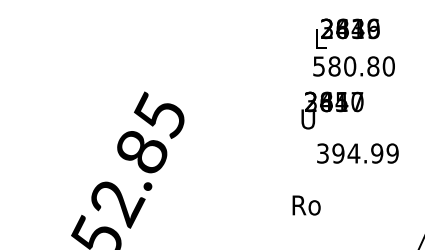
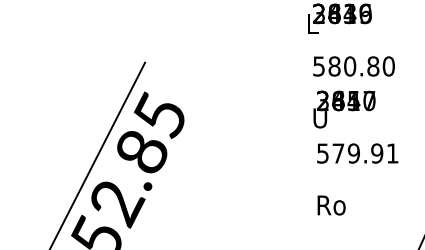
text position: (347, 33) -> (339, 18) (339, 18)
text position: (332, 110) -> (344, 109) (344, 109)
text: 394.99 -> 579.91 (357, 153)
line: none -> present (98, 154)
text position: (306, 205) -> (331, 205) (331, 205)
